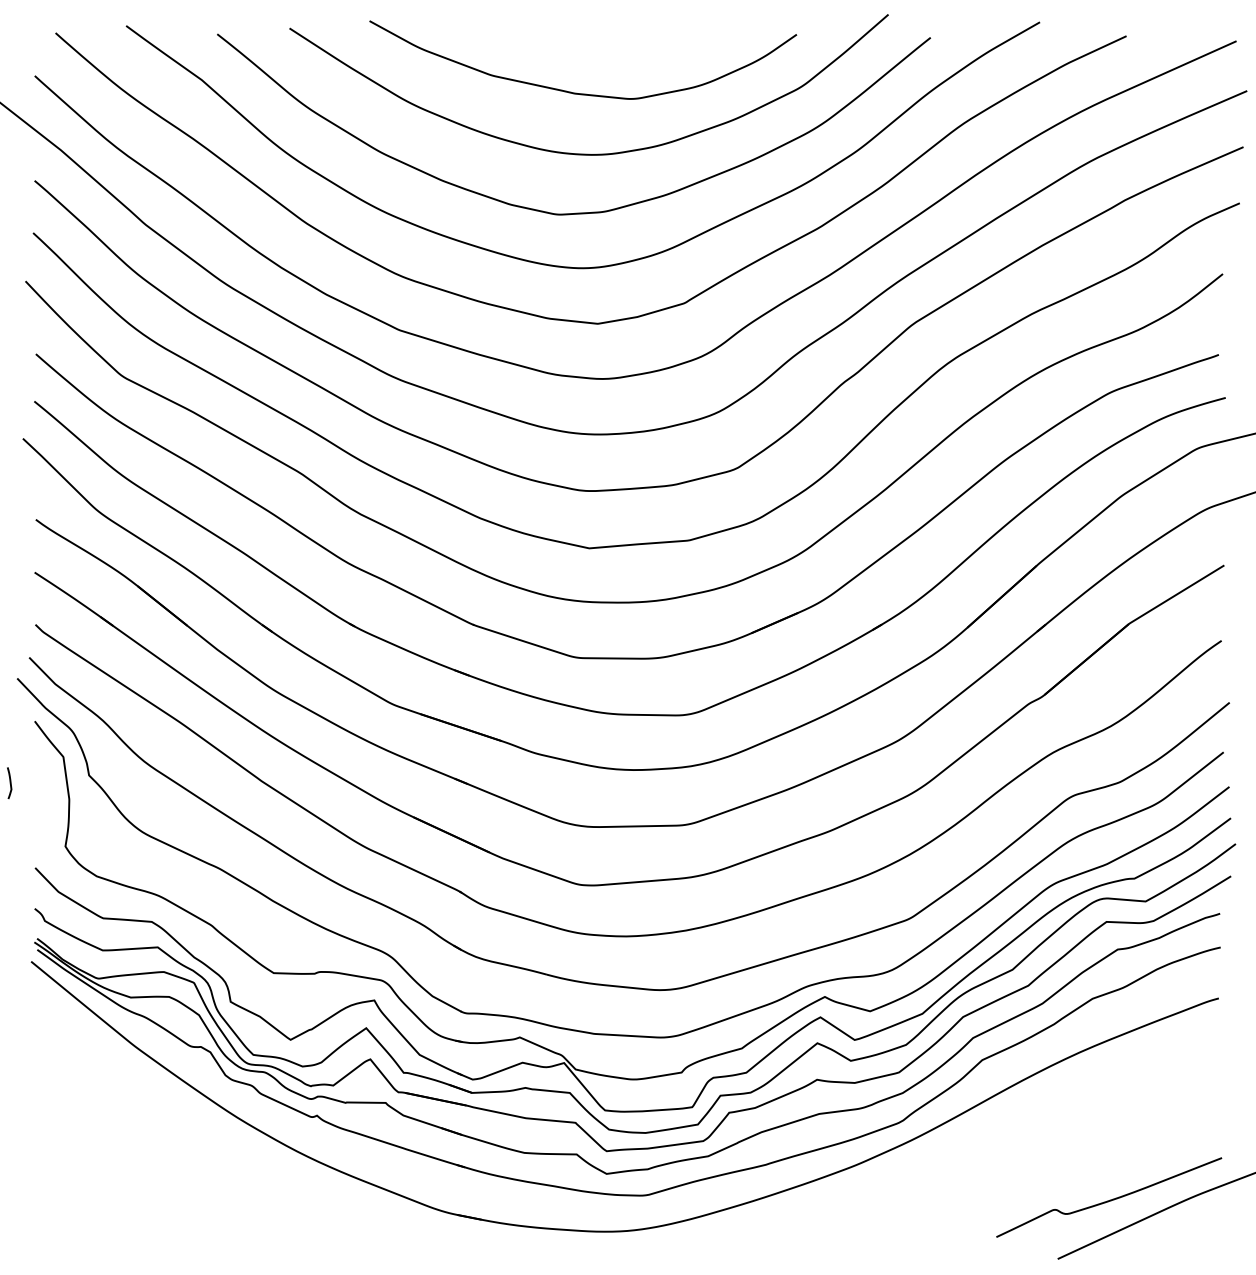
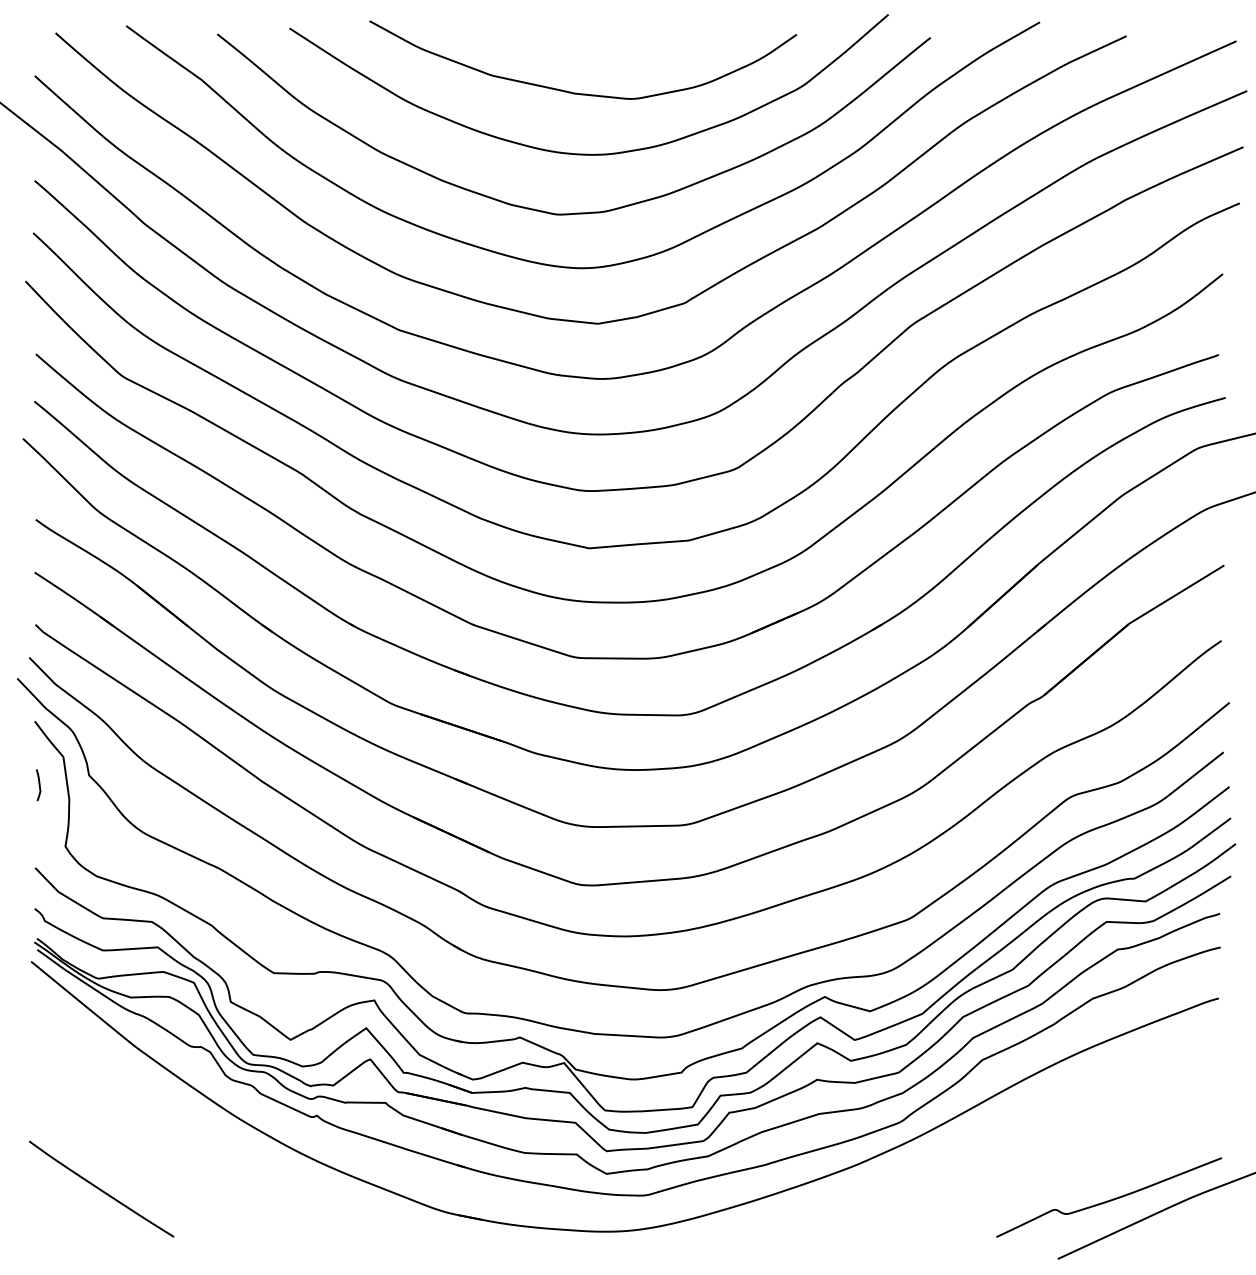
curve position: (9, 783) -> (38, 785) (38, 785)
curve: none -> present (100, 1188)
